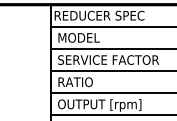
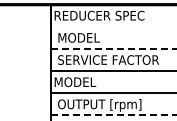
line: present -> none (112, 26)
line: solid -> dashed (113, 48)
text: RATIO -> MODEL (75, 82)
line: solid -> dashed (113, 115)
